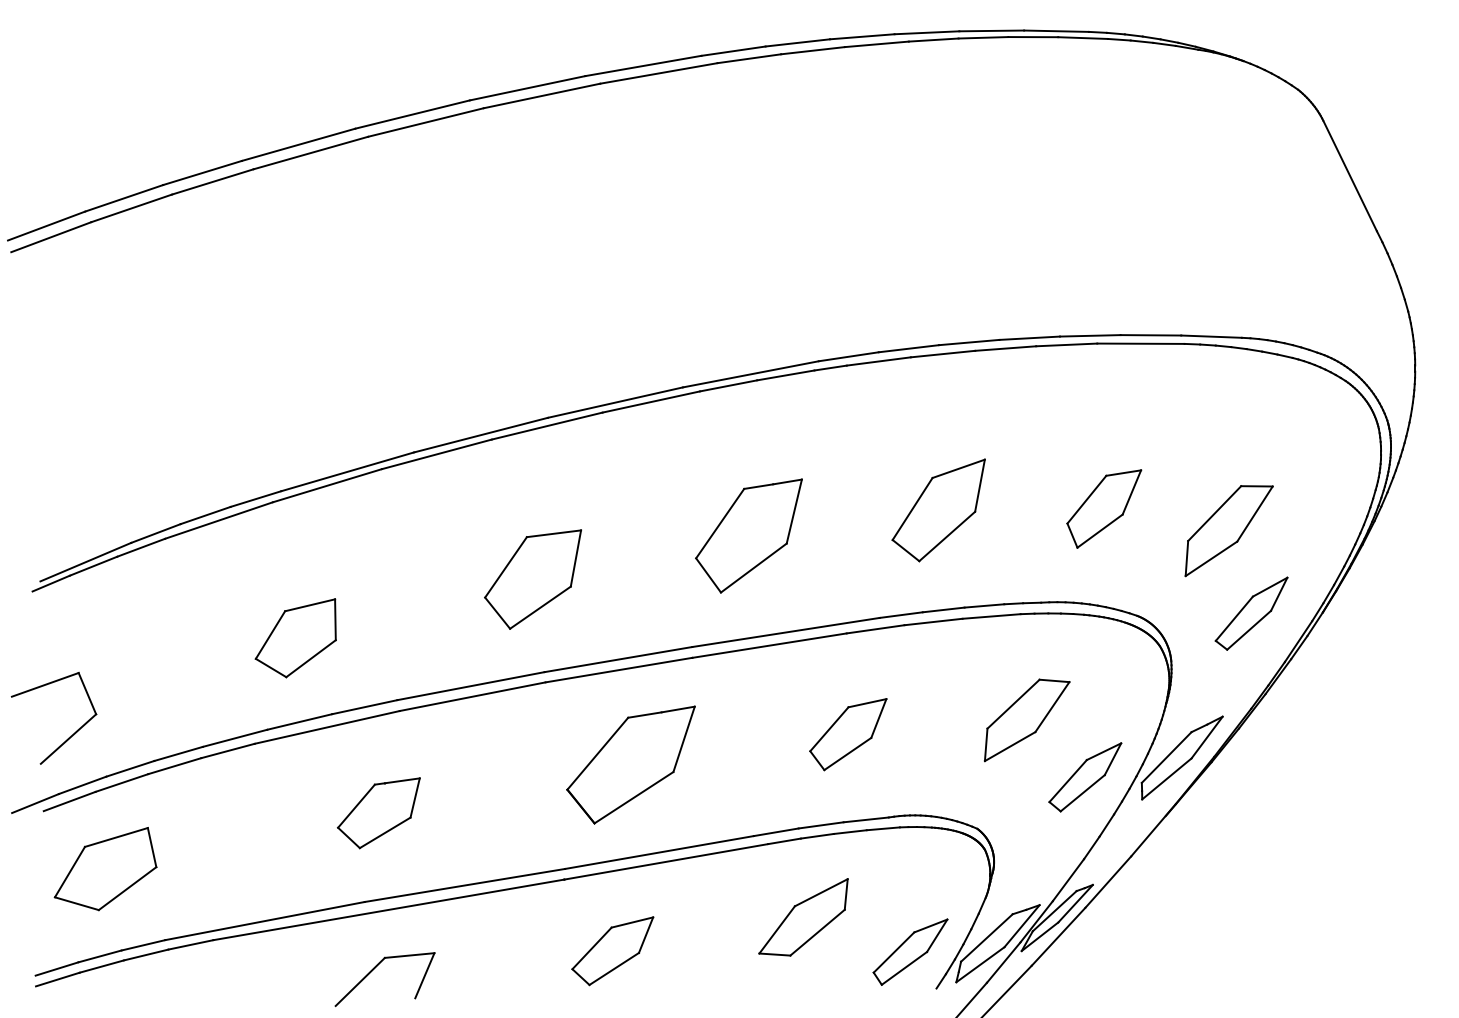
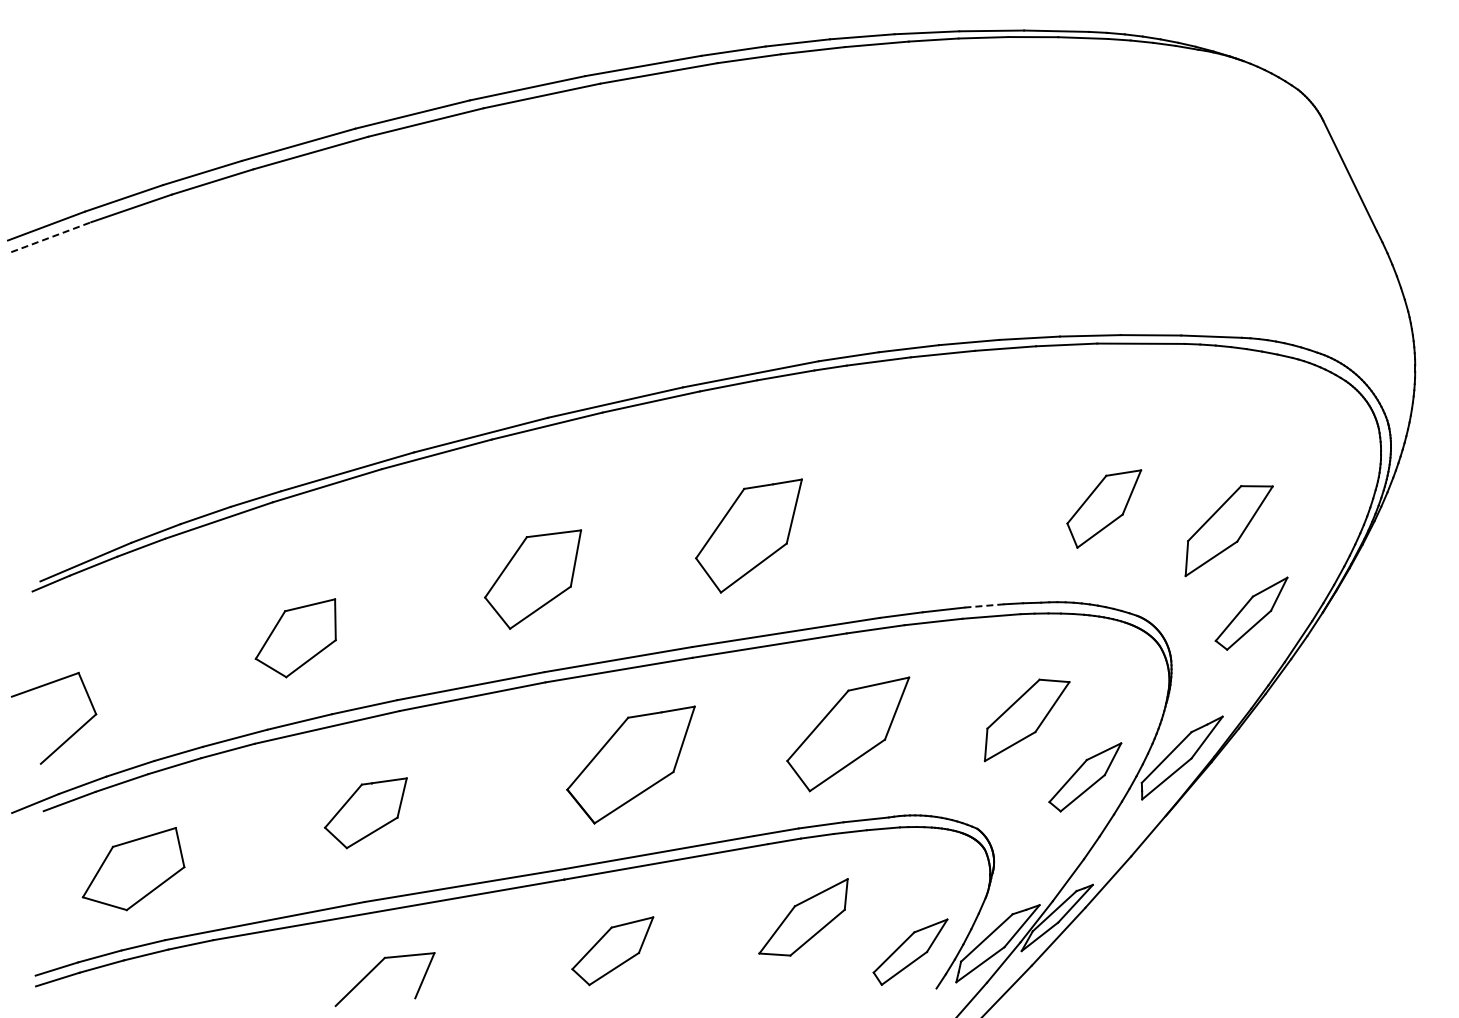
line: solid -> dashed (51, 237)
part: present -> none (938, 510)
line: solid -> dashed (984, 605)
part size: 79x74 px -> 125x117 px (848, 734)
part position: (378, 813) -> (365, 813) (365, 813)
part position: (105, 869) -> (133, 869) (133, 869)
